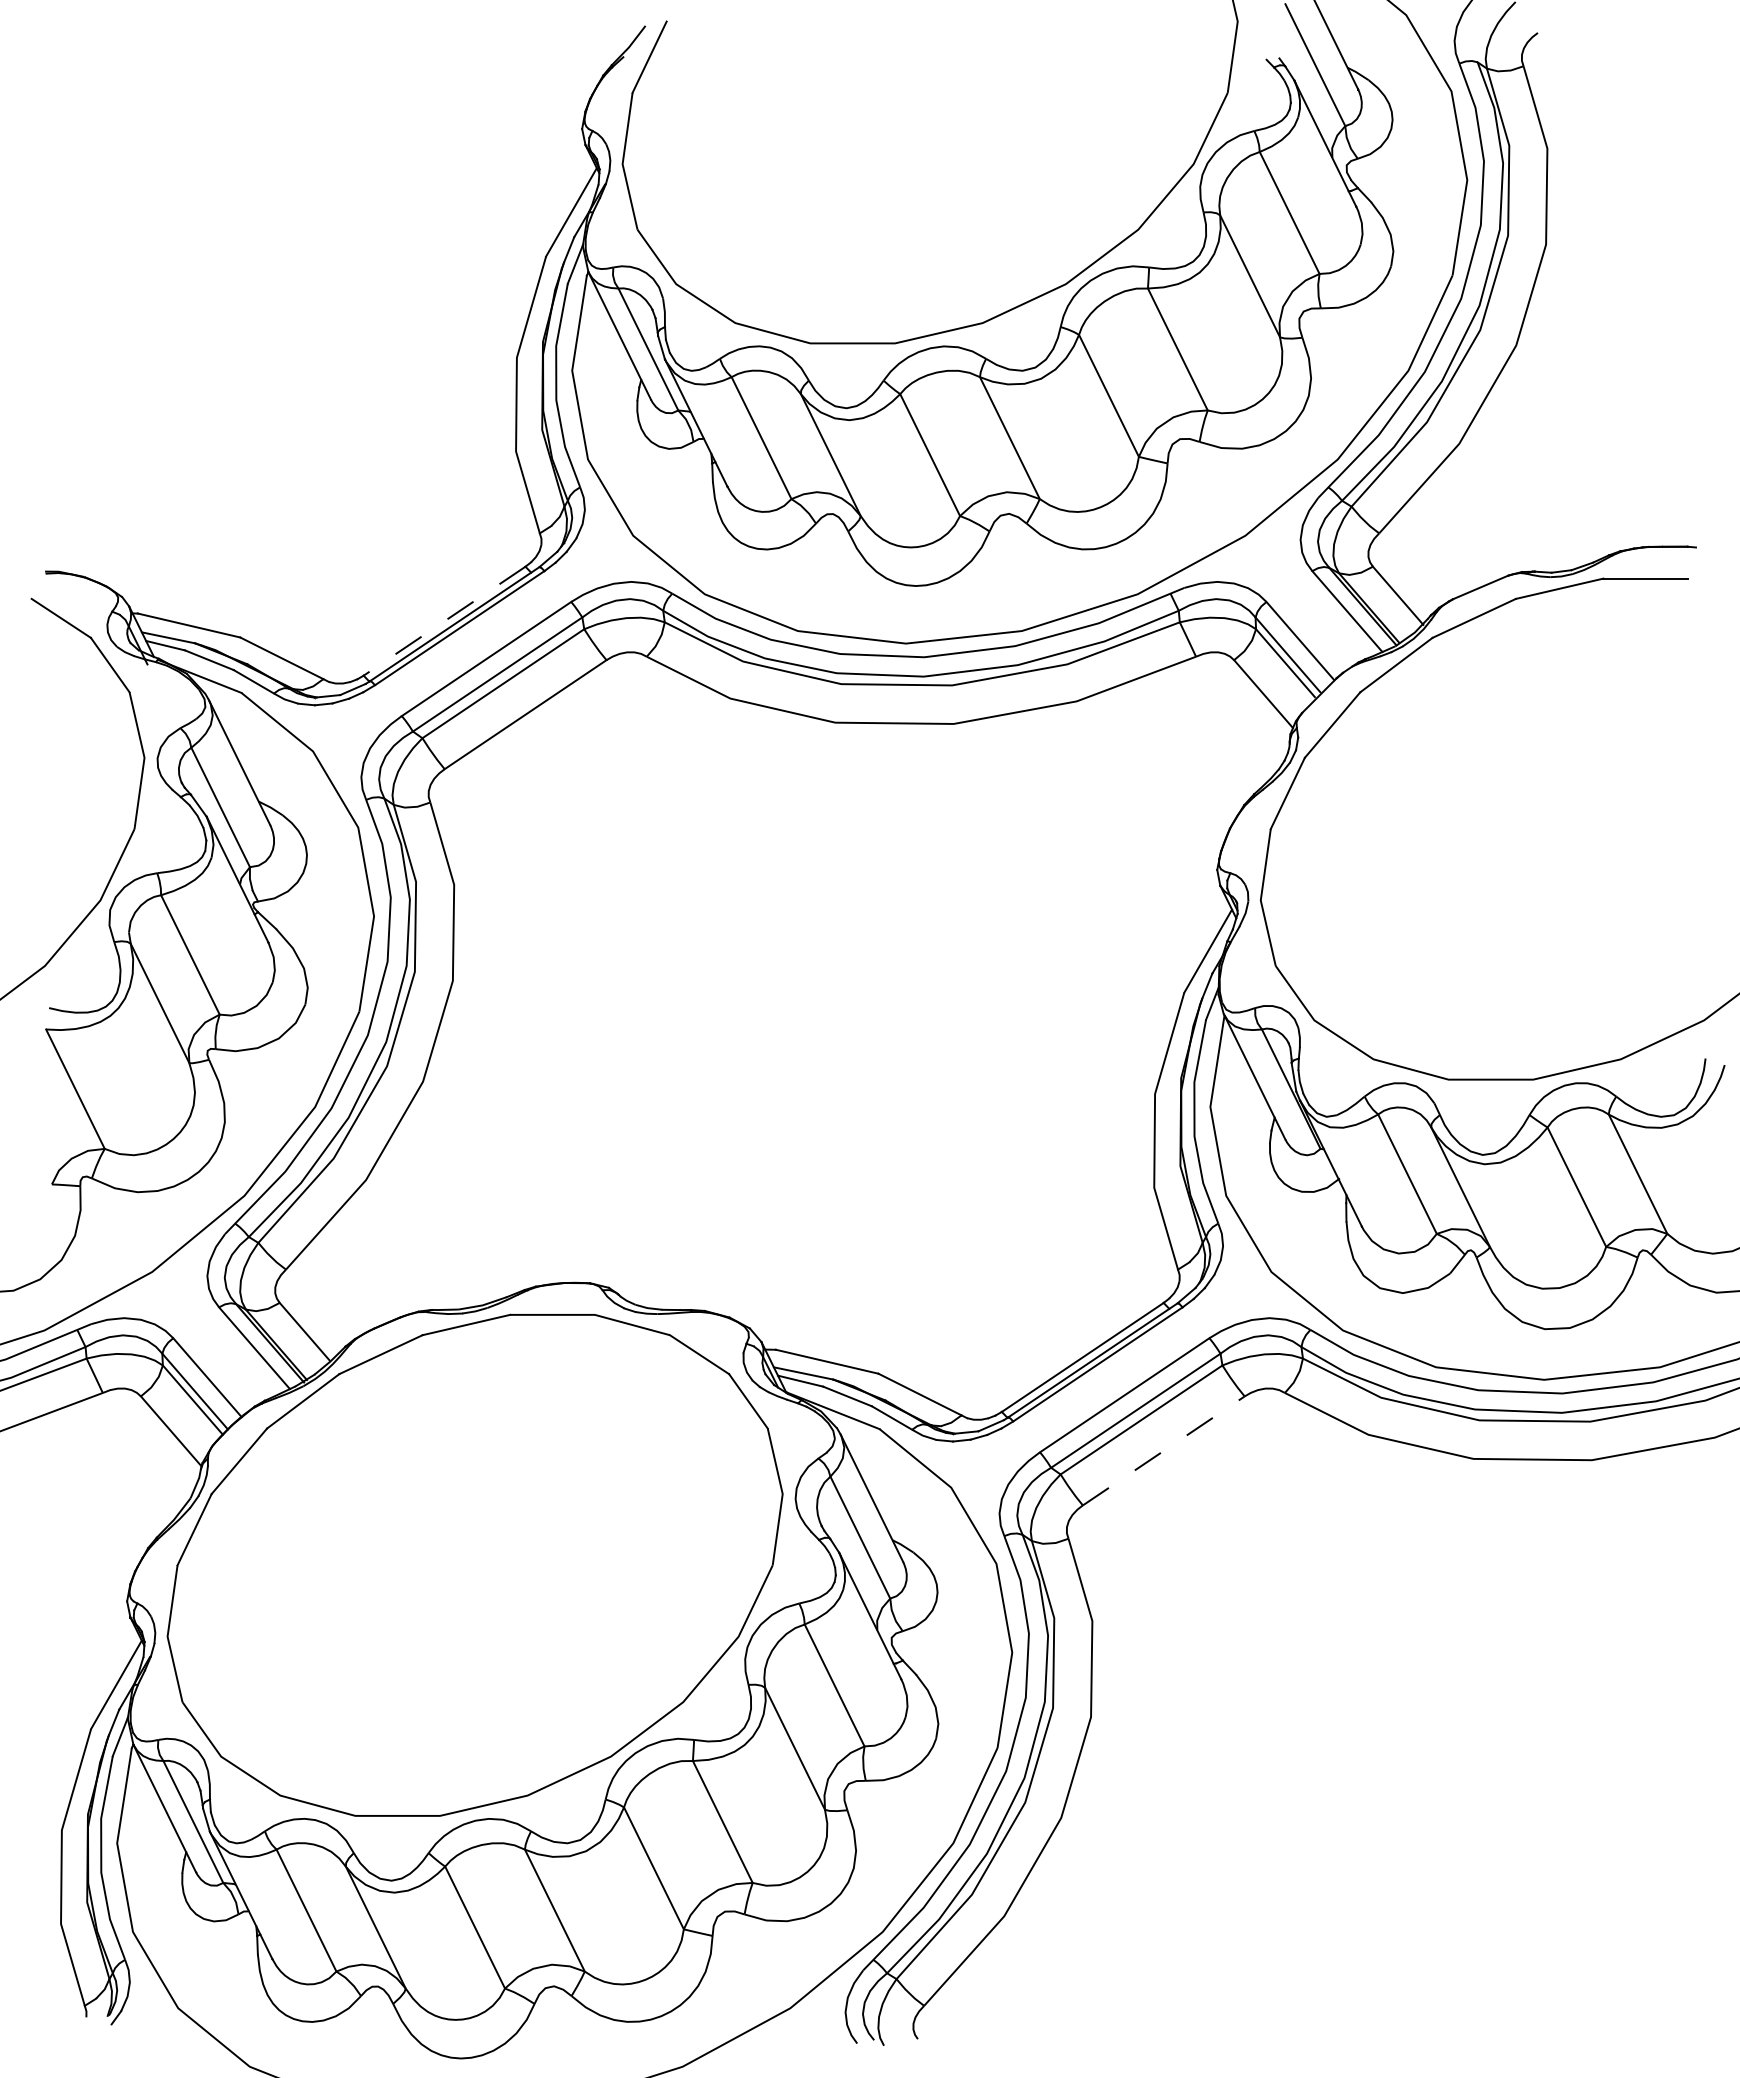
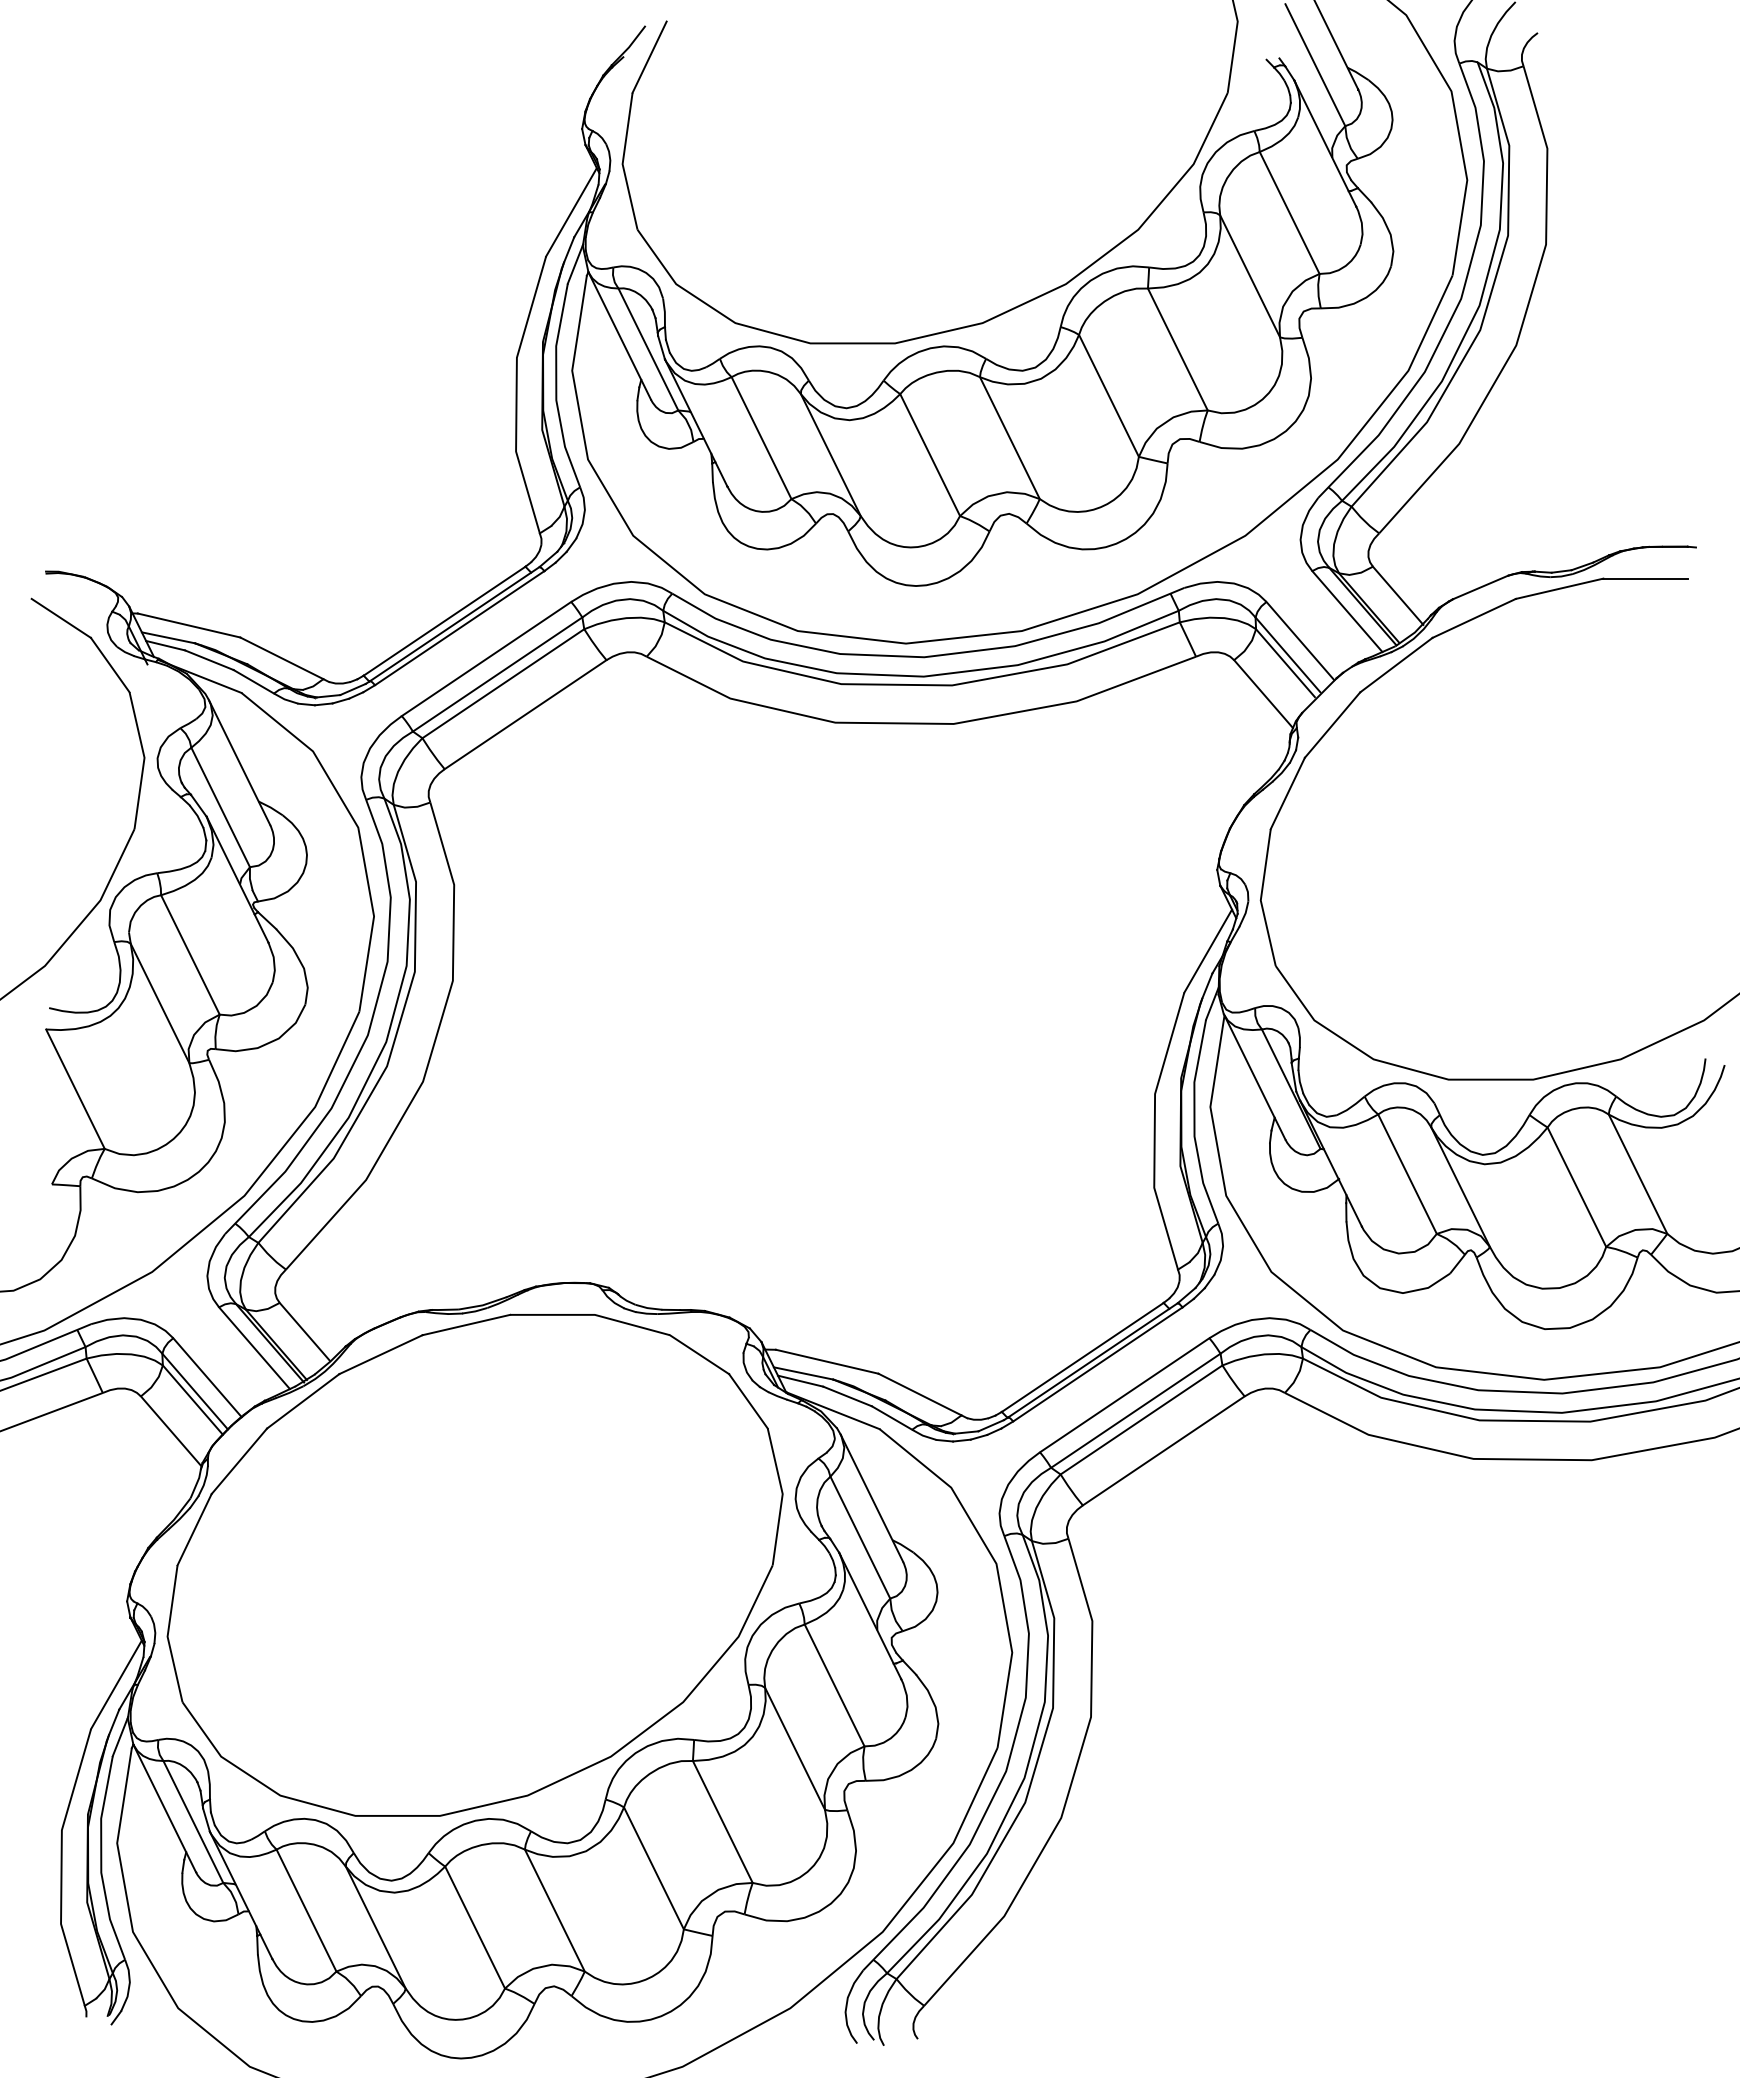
line: dashed -> solid (444, 621)
line: dashed -> solid (1163, 1450)
